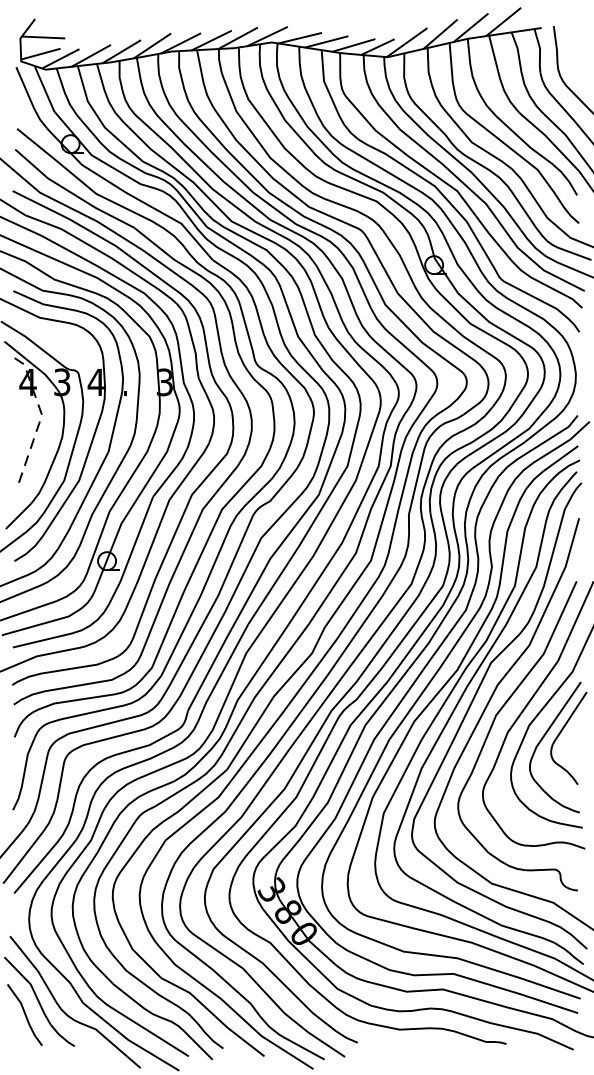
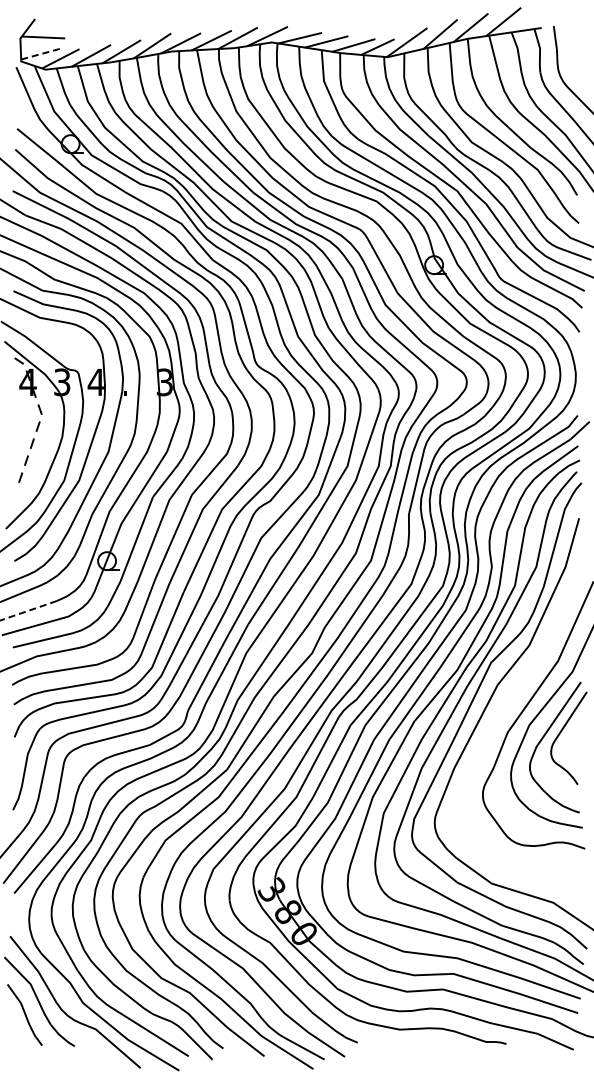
line: solid -> dashed (41, 54)
line: solid -> dashed (28, 610)
part: present -> none (493, 724)
